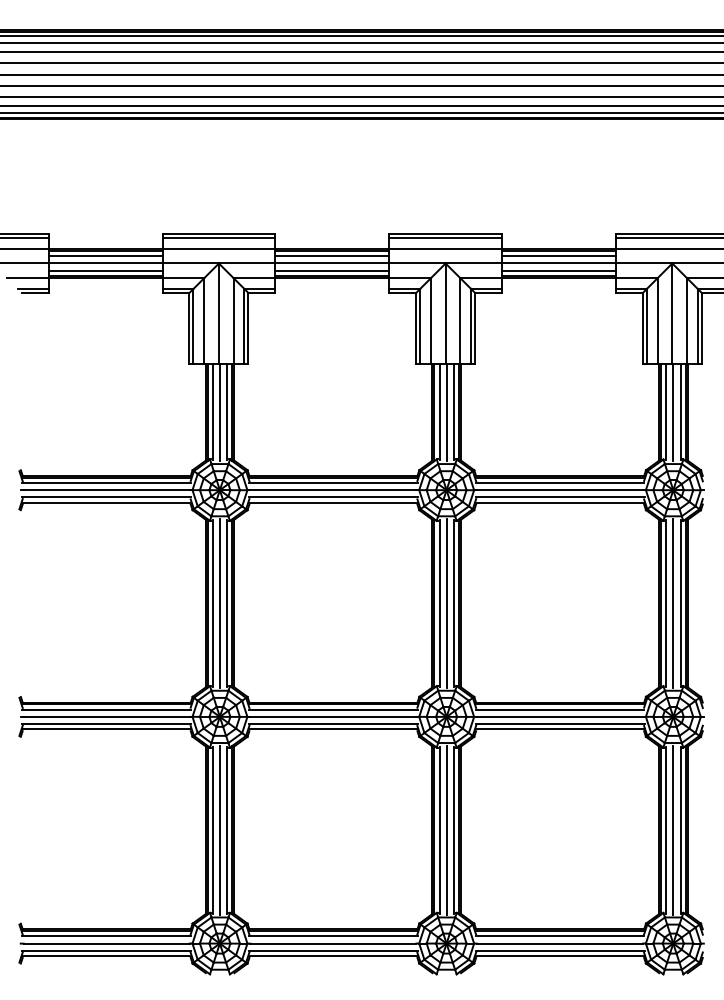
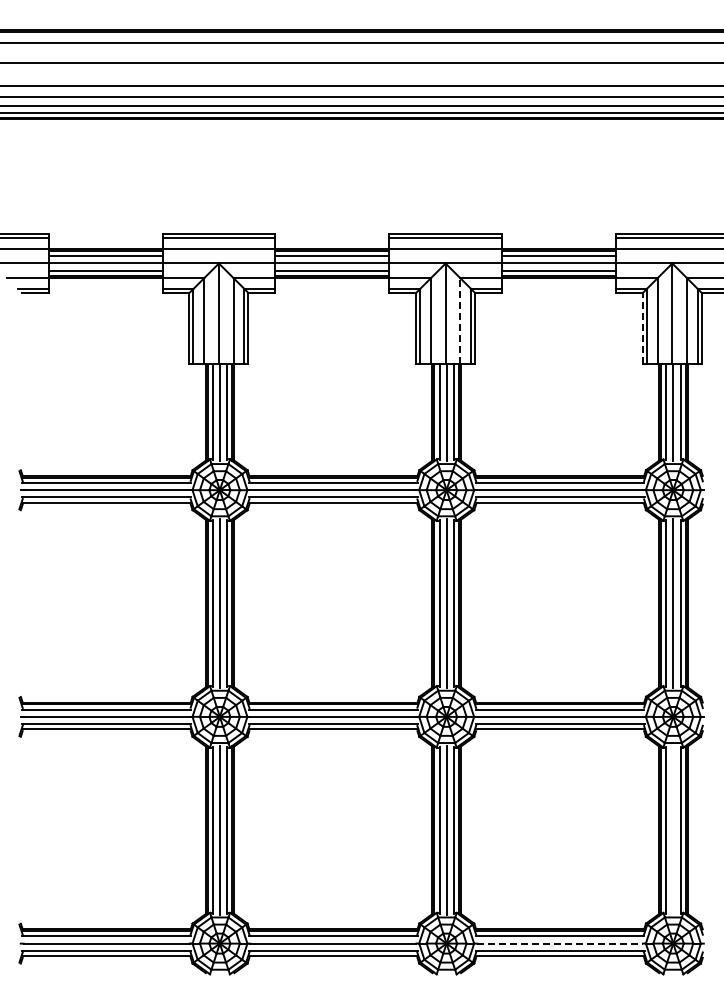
line: present -> none (361, 35)
line: present -> none (361, 52)
line: present -> none (361, 74)
line: solid -> dashed (460, 320)
line: solid -> dashed (642, 327)
line: present -> none (673, 829)
line: solid -> dashed (560, 943)
